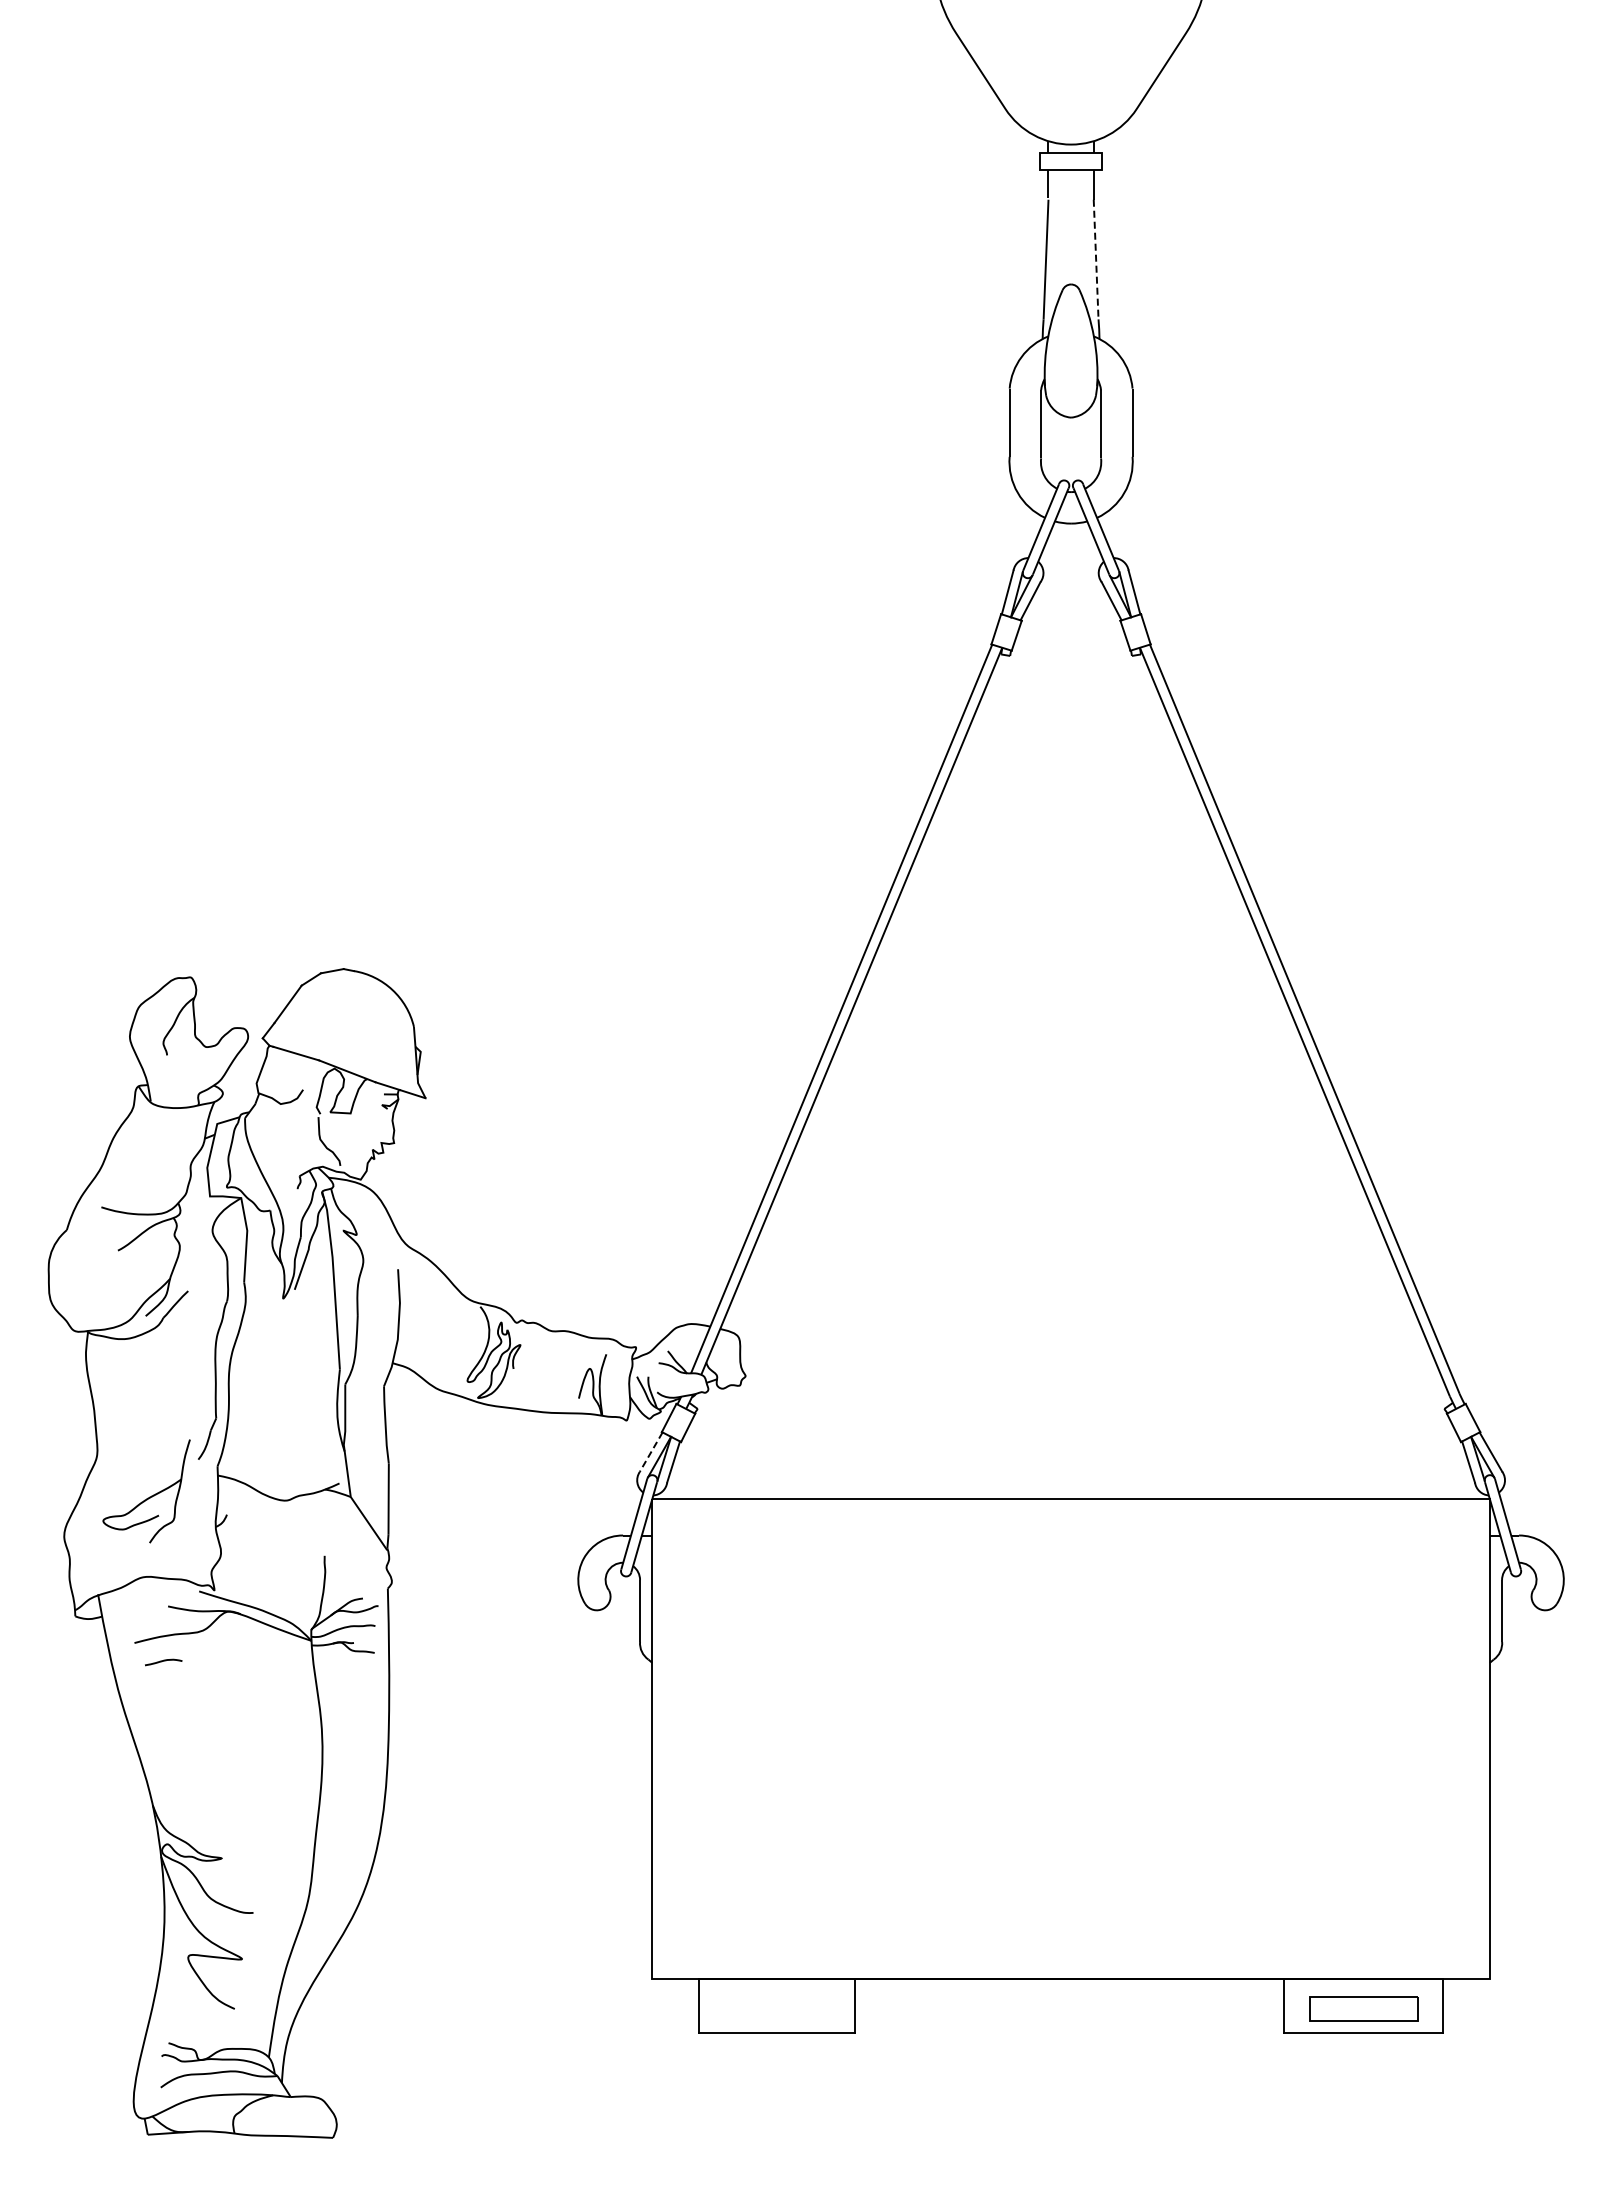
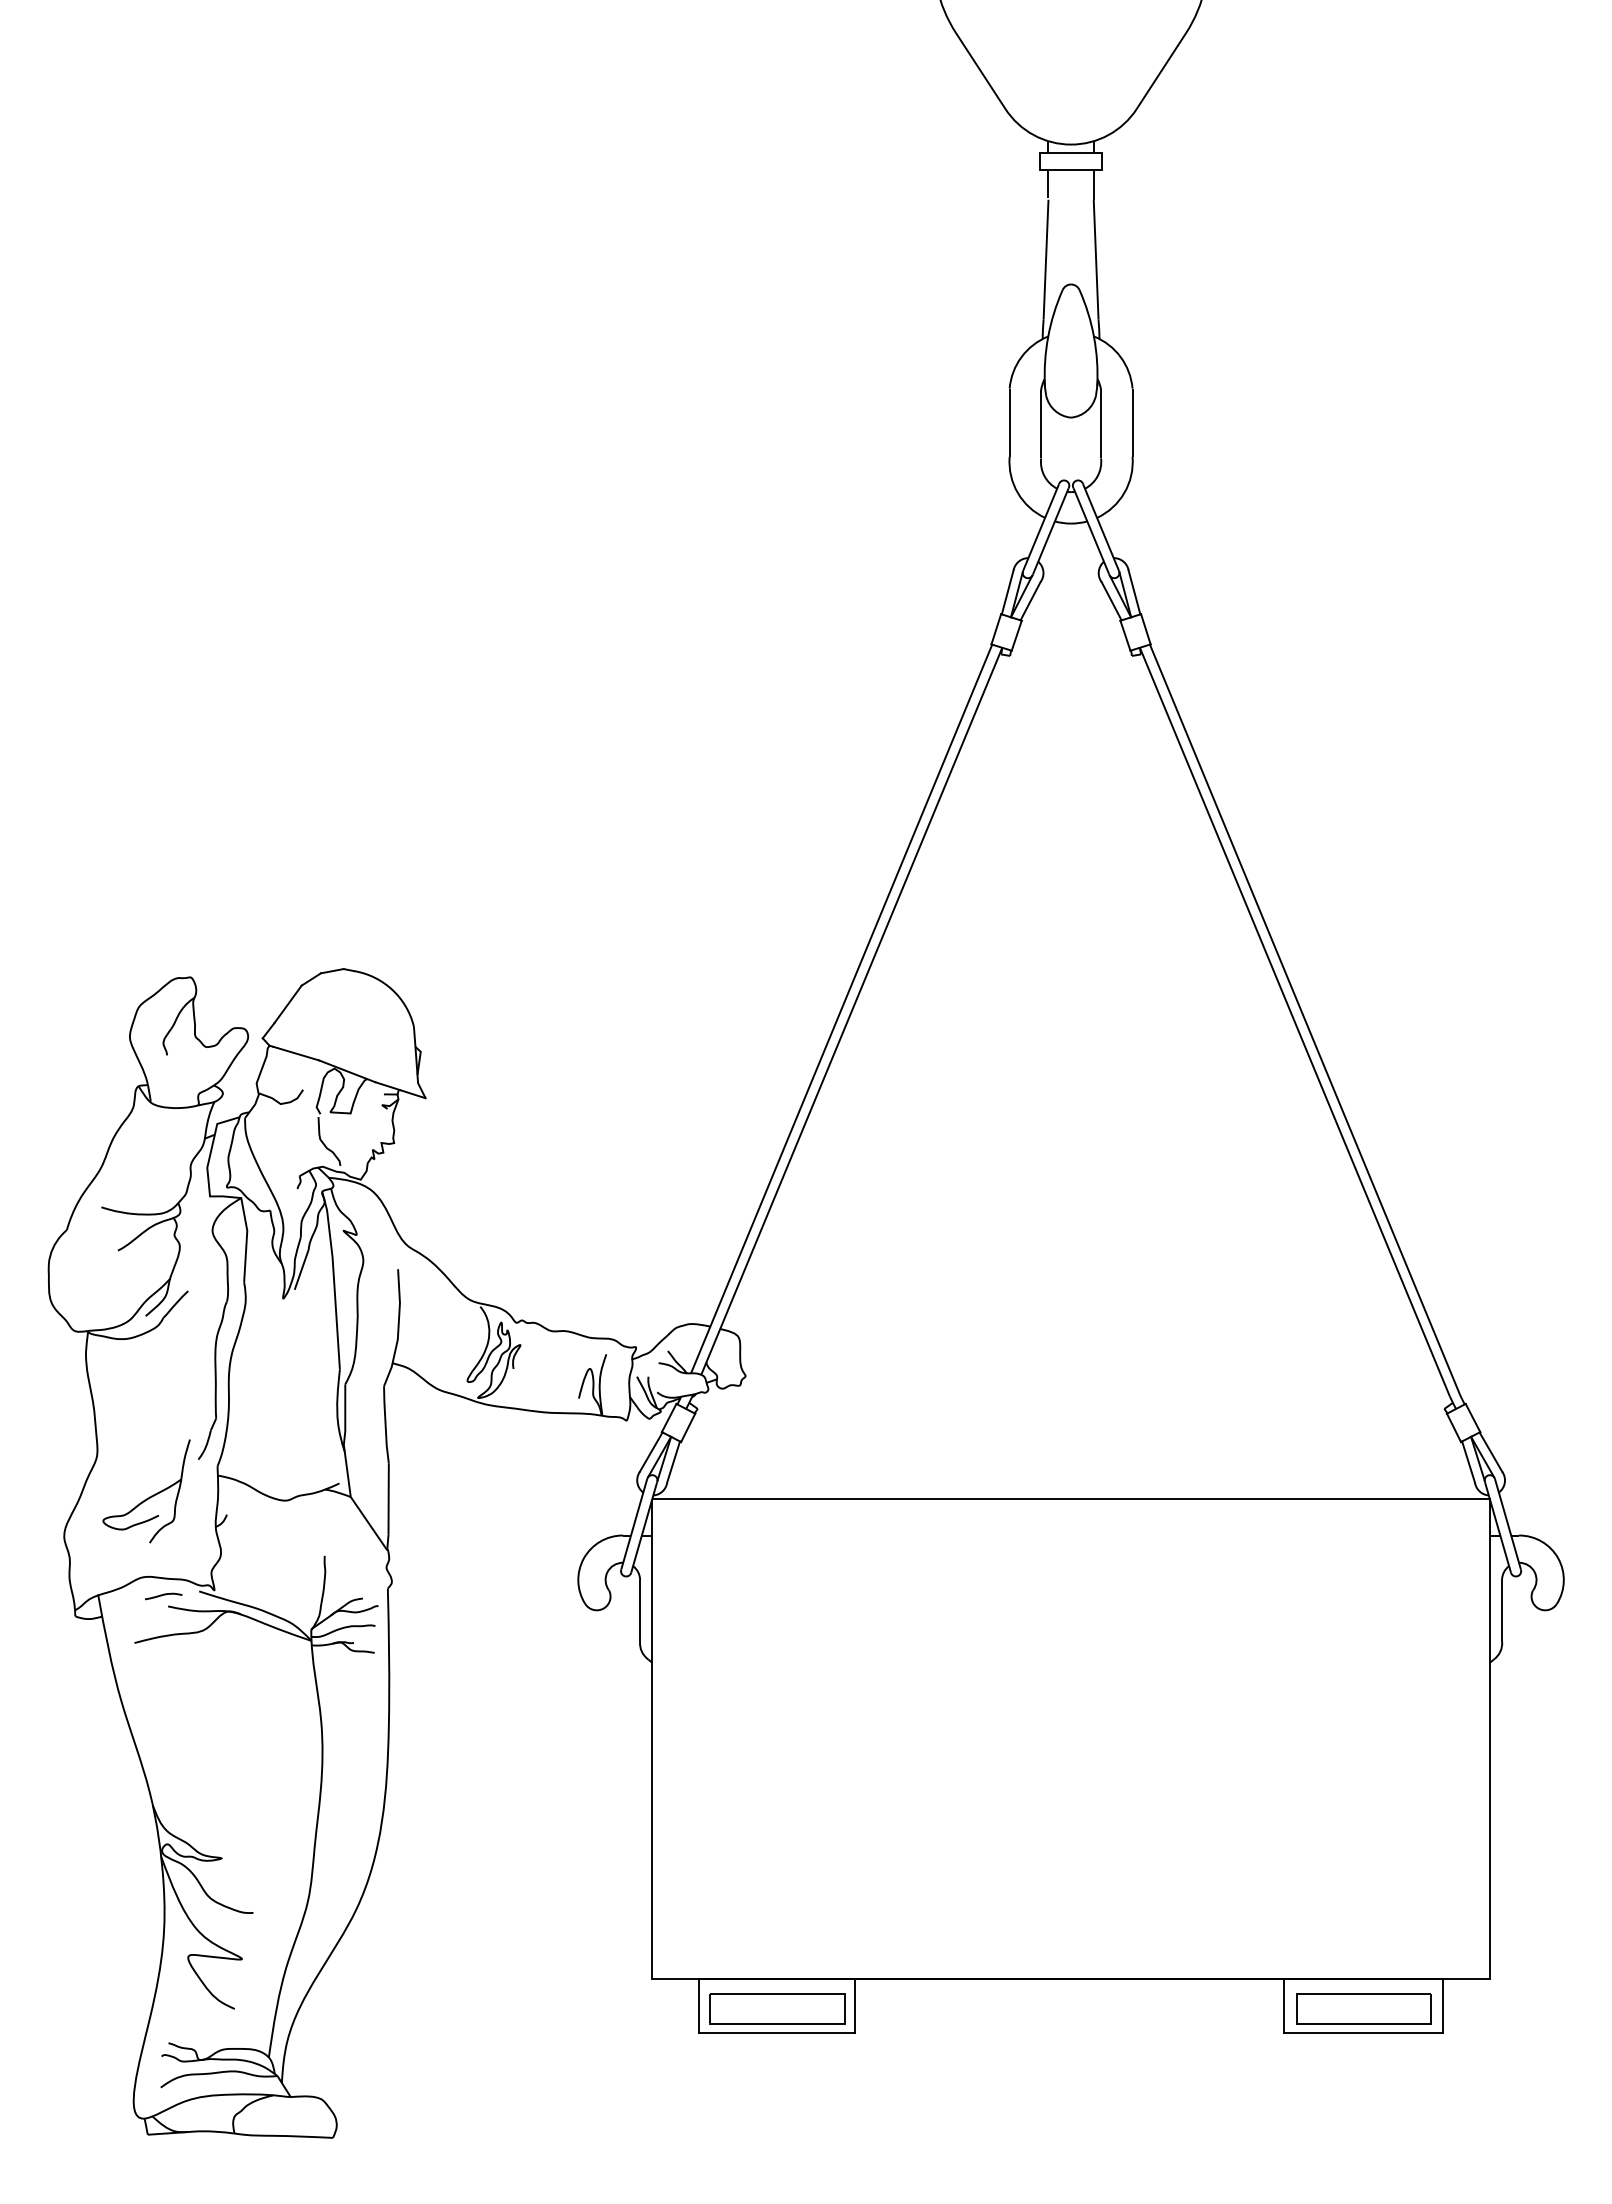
line: dashed -> solid (1096, 259)
line: dashed -> solid (651, 1452)
curve position: (163, 1661) -> (163, 1595) (163, 1595)
part: none -> present (777, 2008)
part size: 110x26 px -> 136x32 px (1363, 2008)
